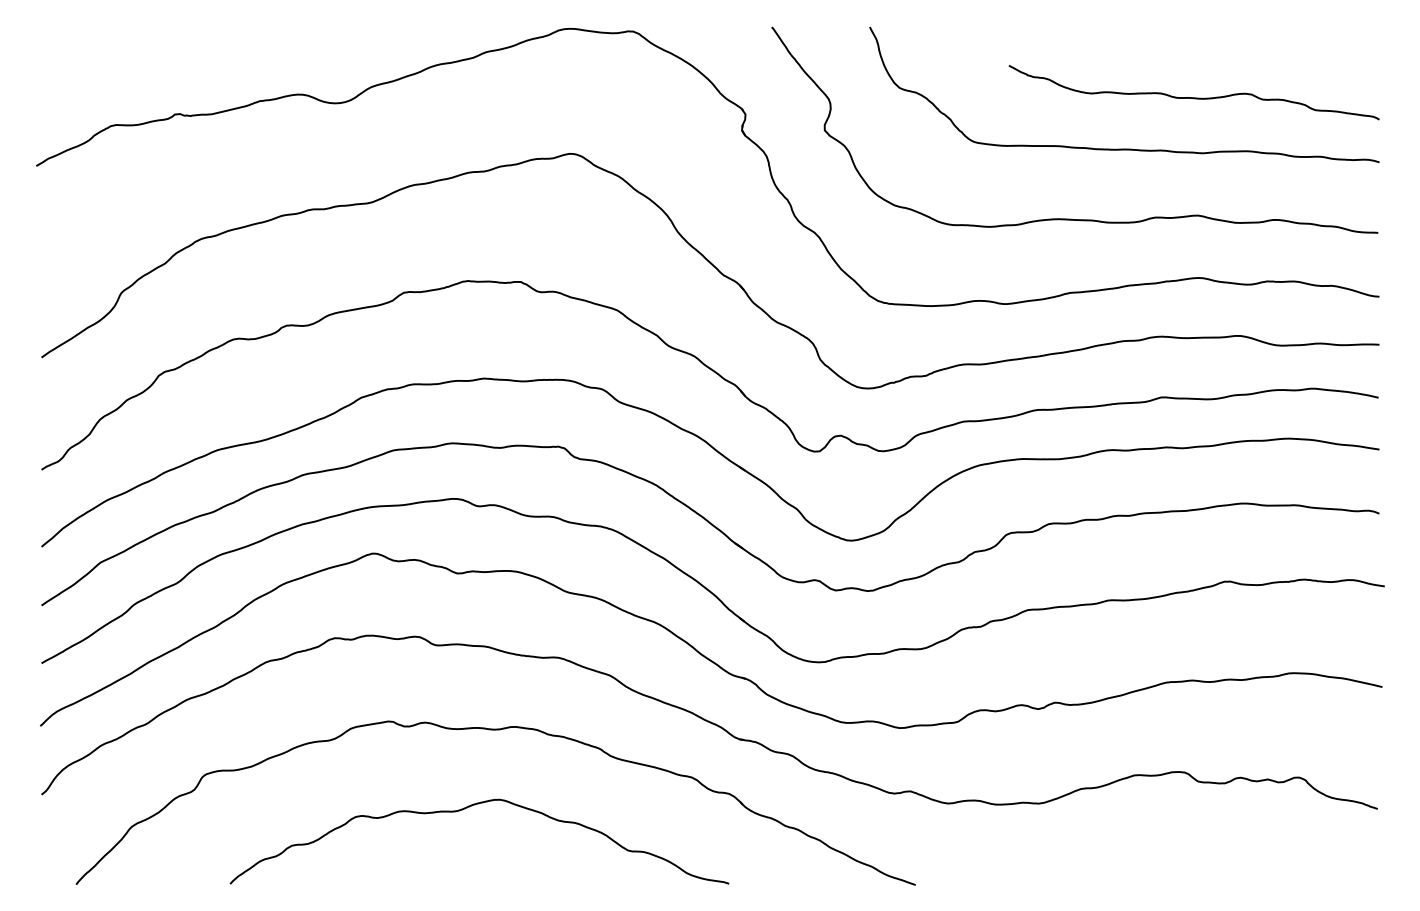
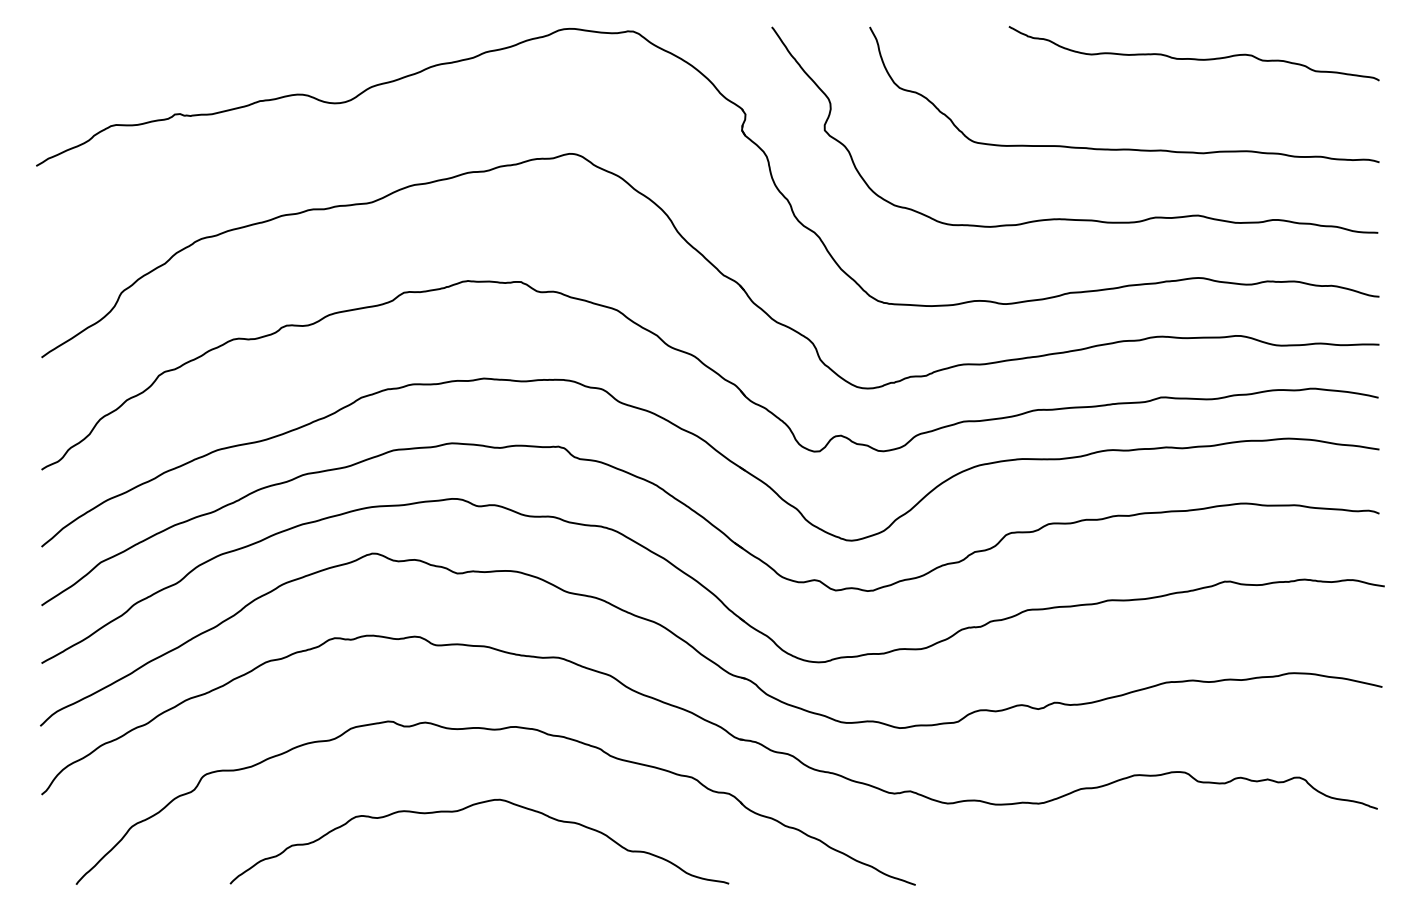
curve position: (1193, 97) -> (1193, 58) (1193, 58)
